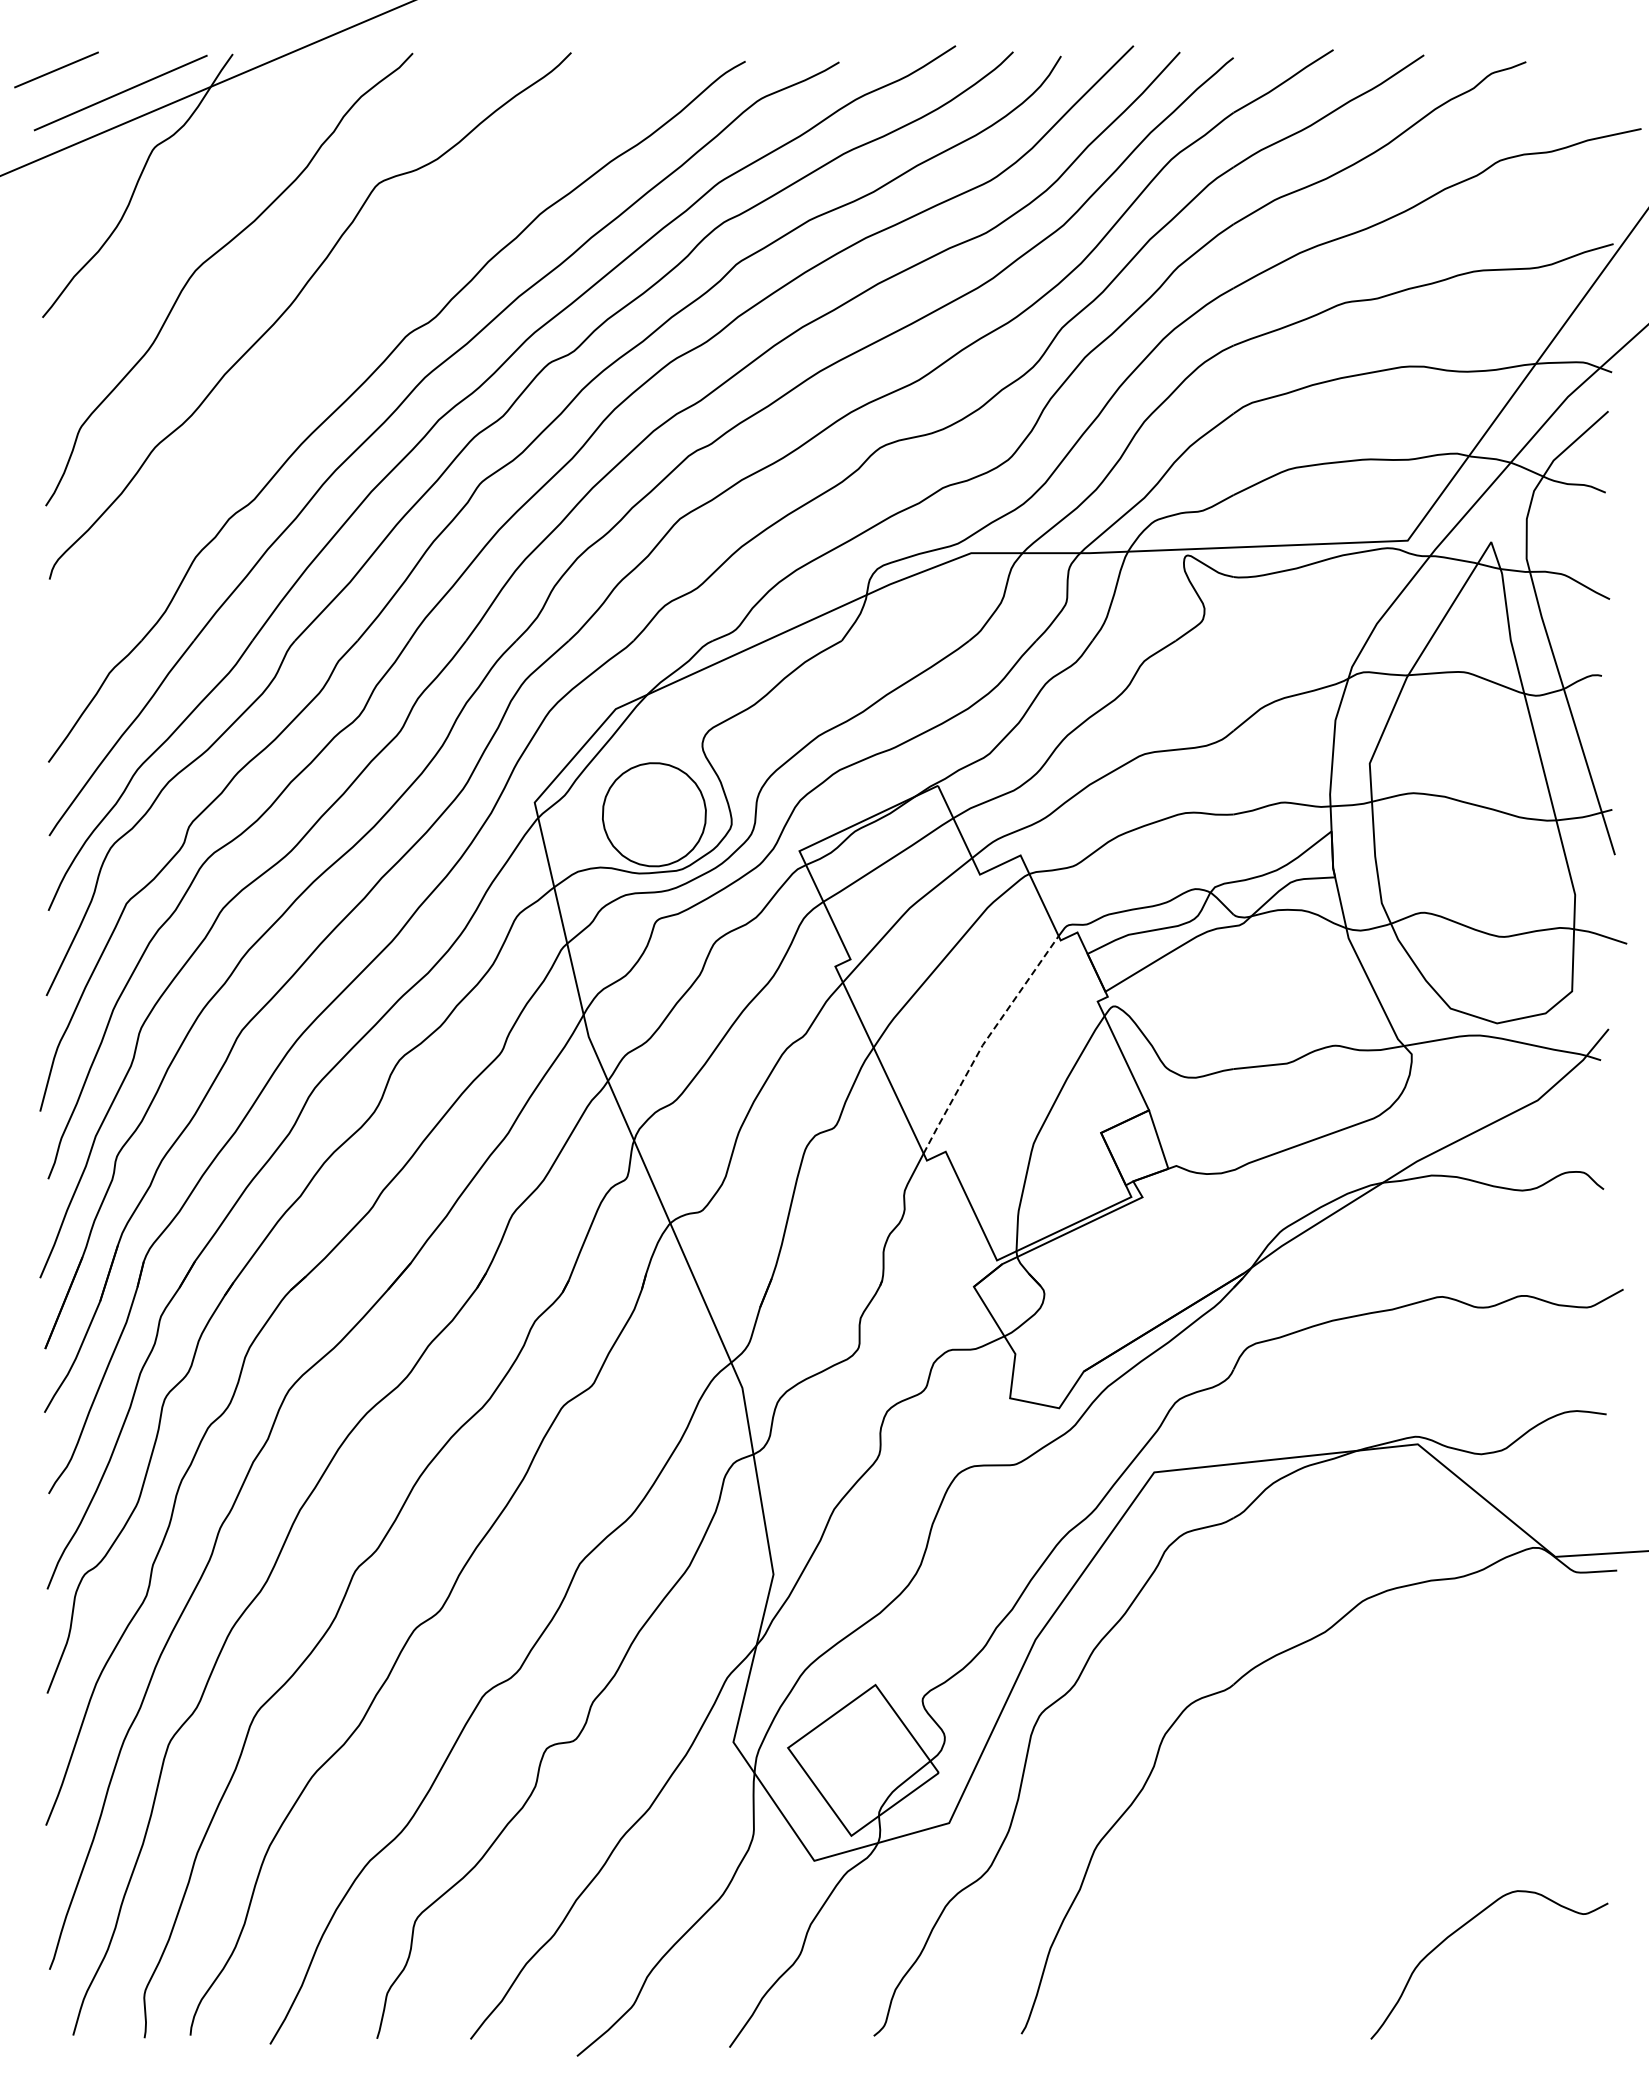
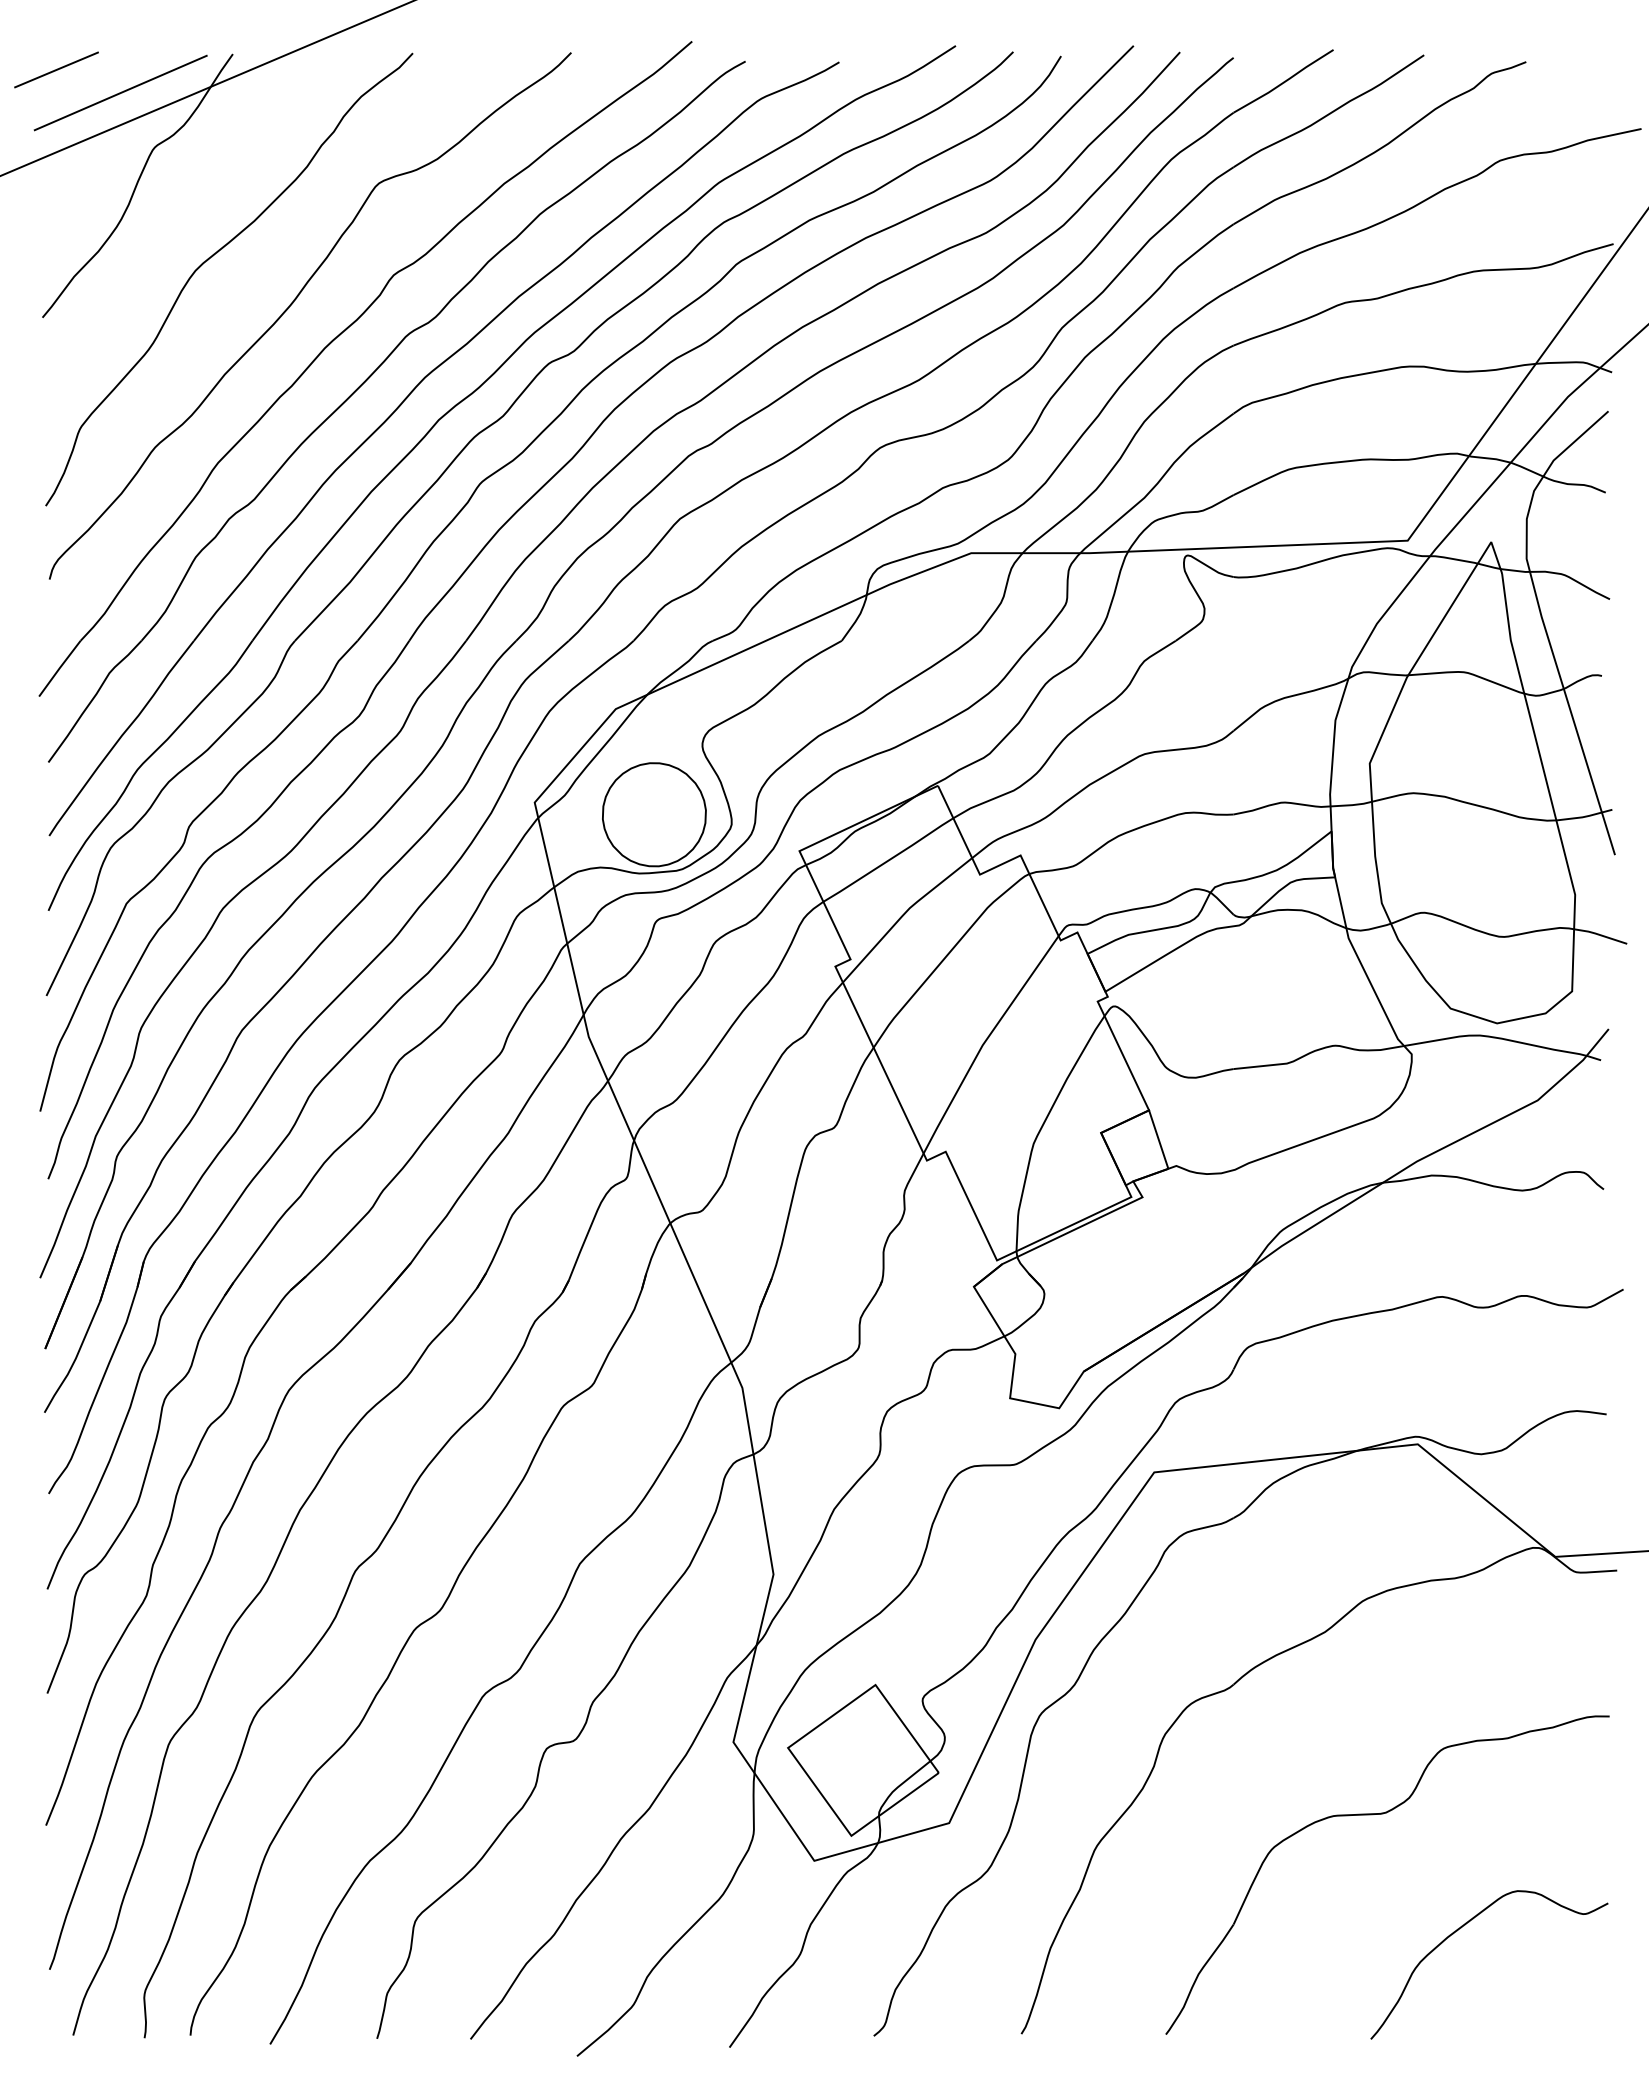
part: none -> present (338, 337)
line: dashed -> solid (984, 1042)
part: none -> present (1383, 1814)
